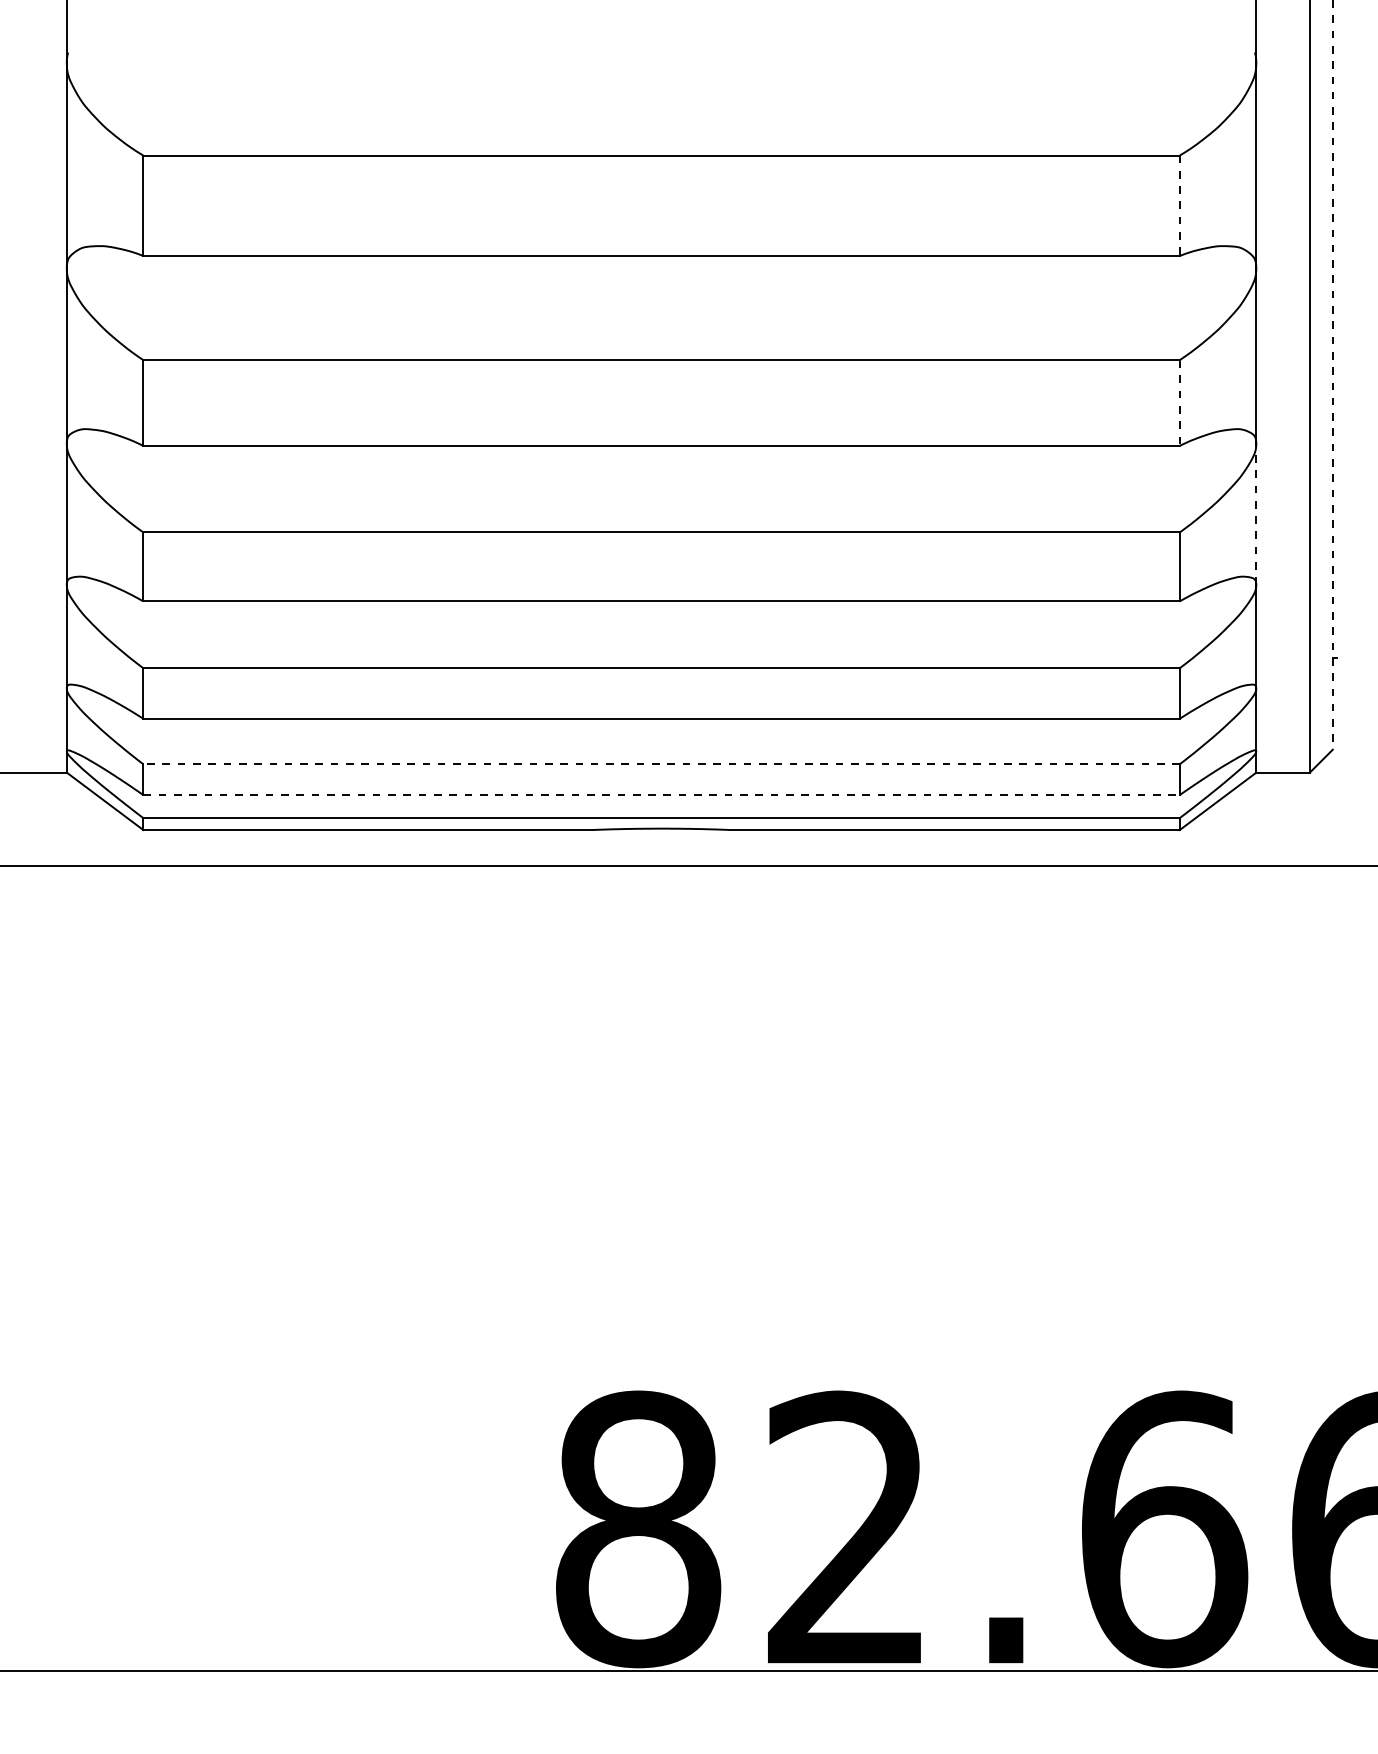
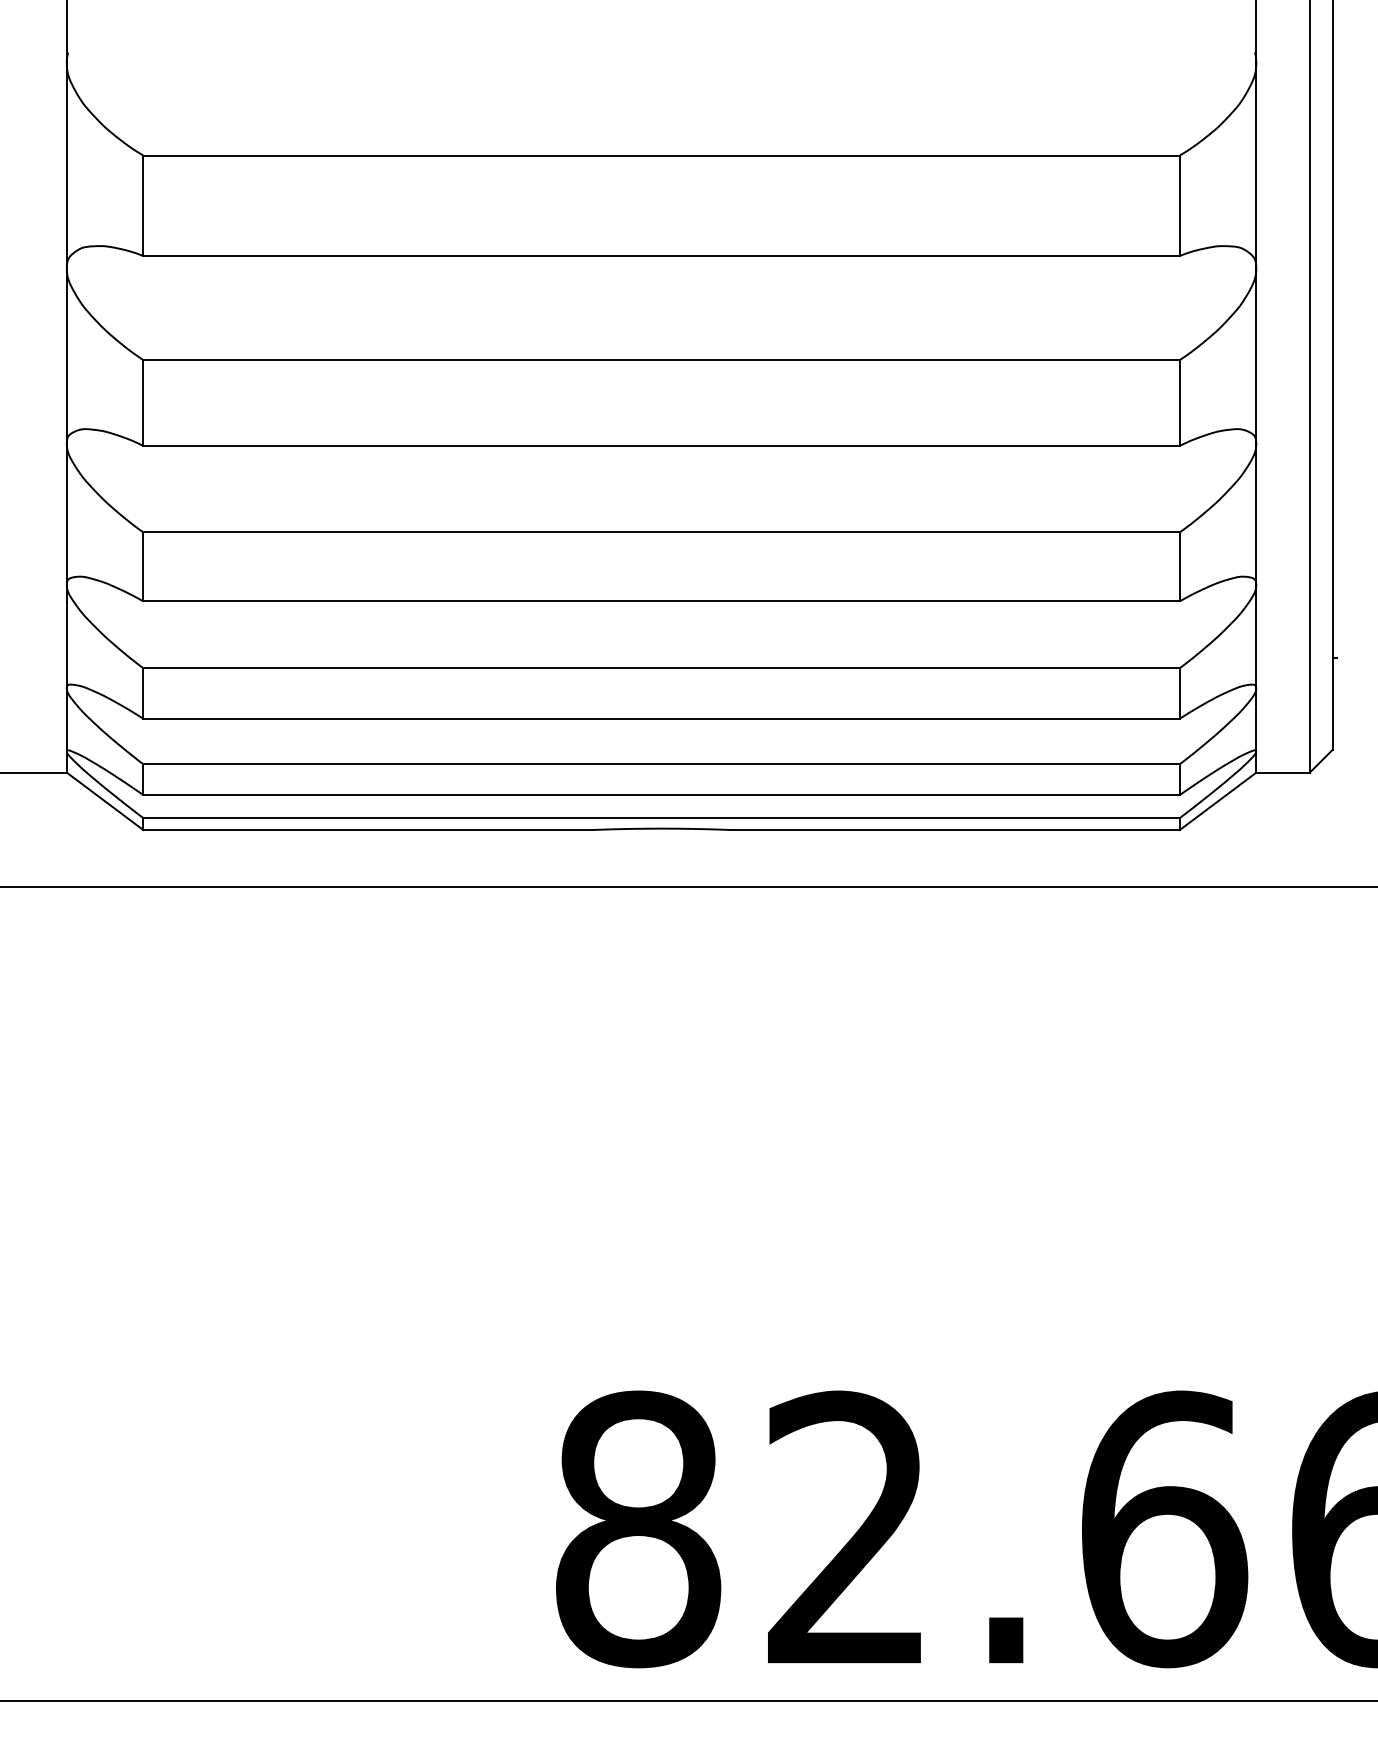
line: dashed -> solid (1179, 206)
line: dashed -> solid (1332, 374)
line: dashed -> solid (1179, 402)
line: dashed -> solid (1256, 514)
line: dashed -> solid (661, 764)
line: dashed -> solid (662, 795)
line position: (688, 866) -> (688, 887) (688, 887)
line position: (688, 1671) -> (688, 1701) (688, 1701)
